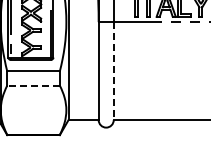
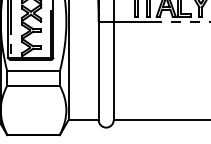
line: dashed -> solid (113, 71)
line: dashed -> solid (33, 85)
